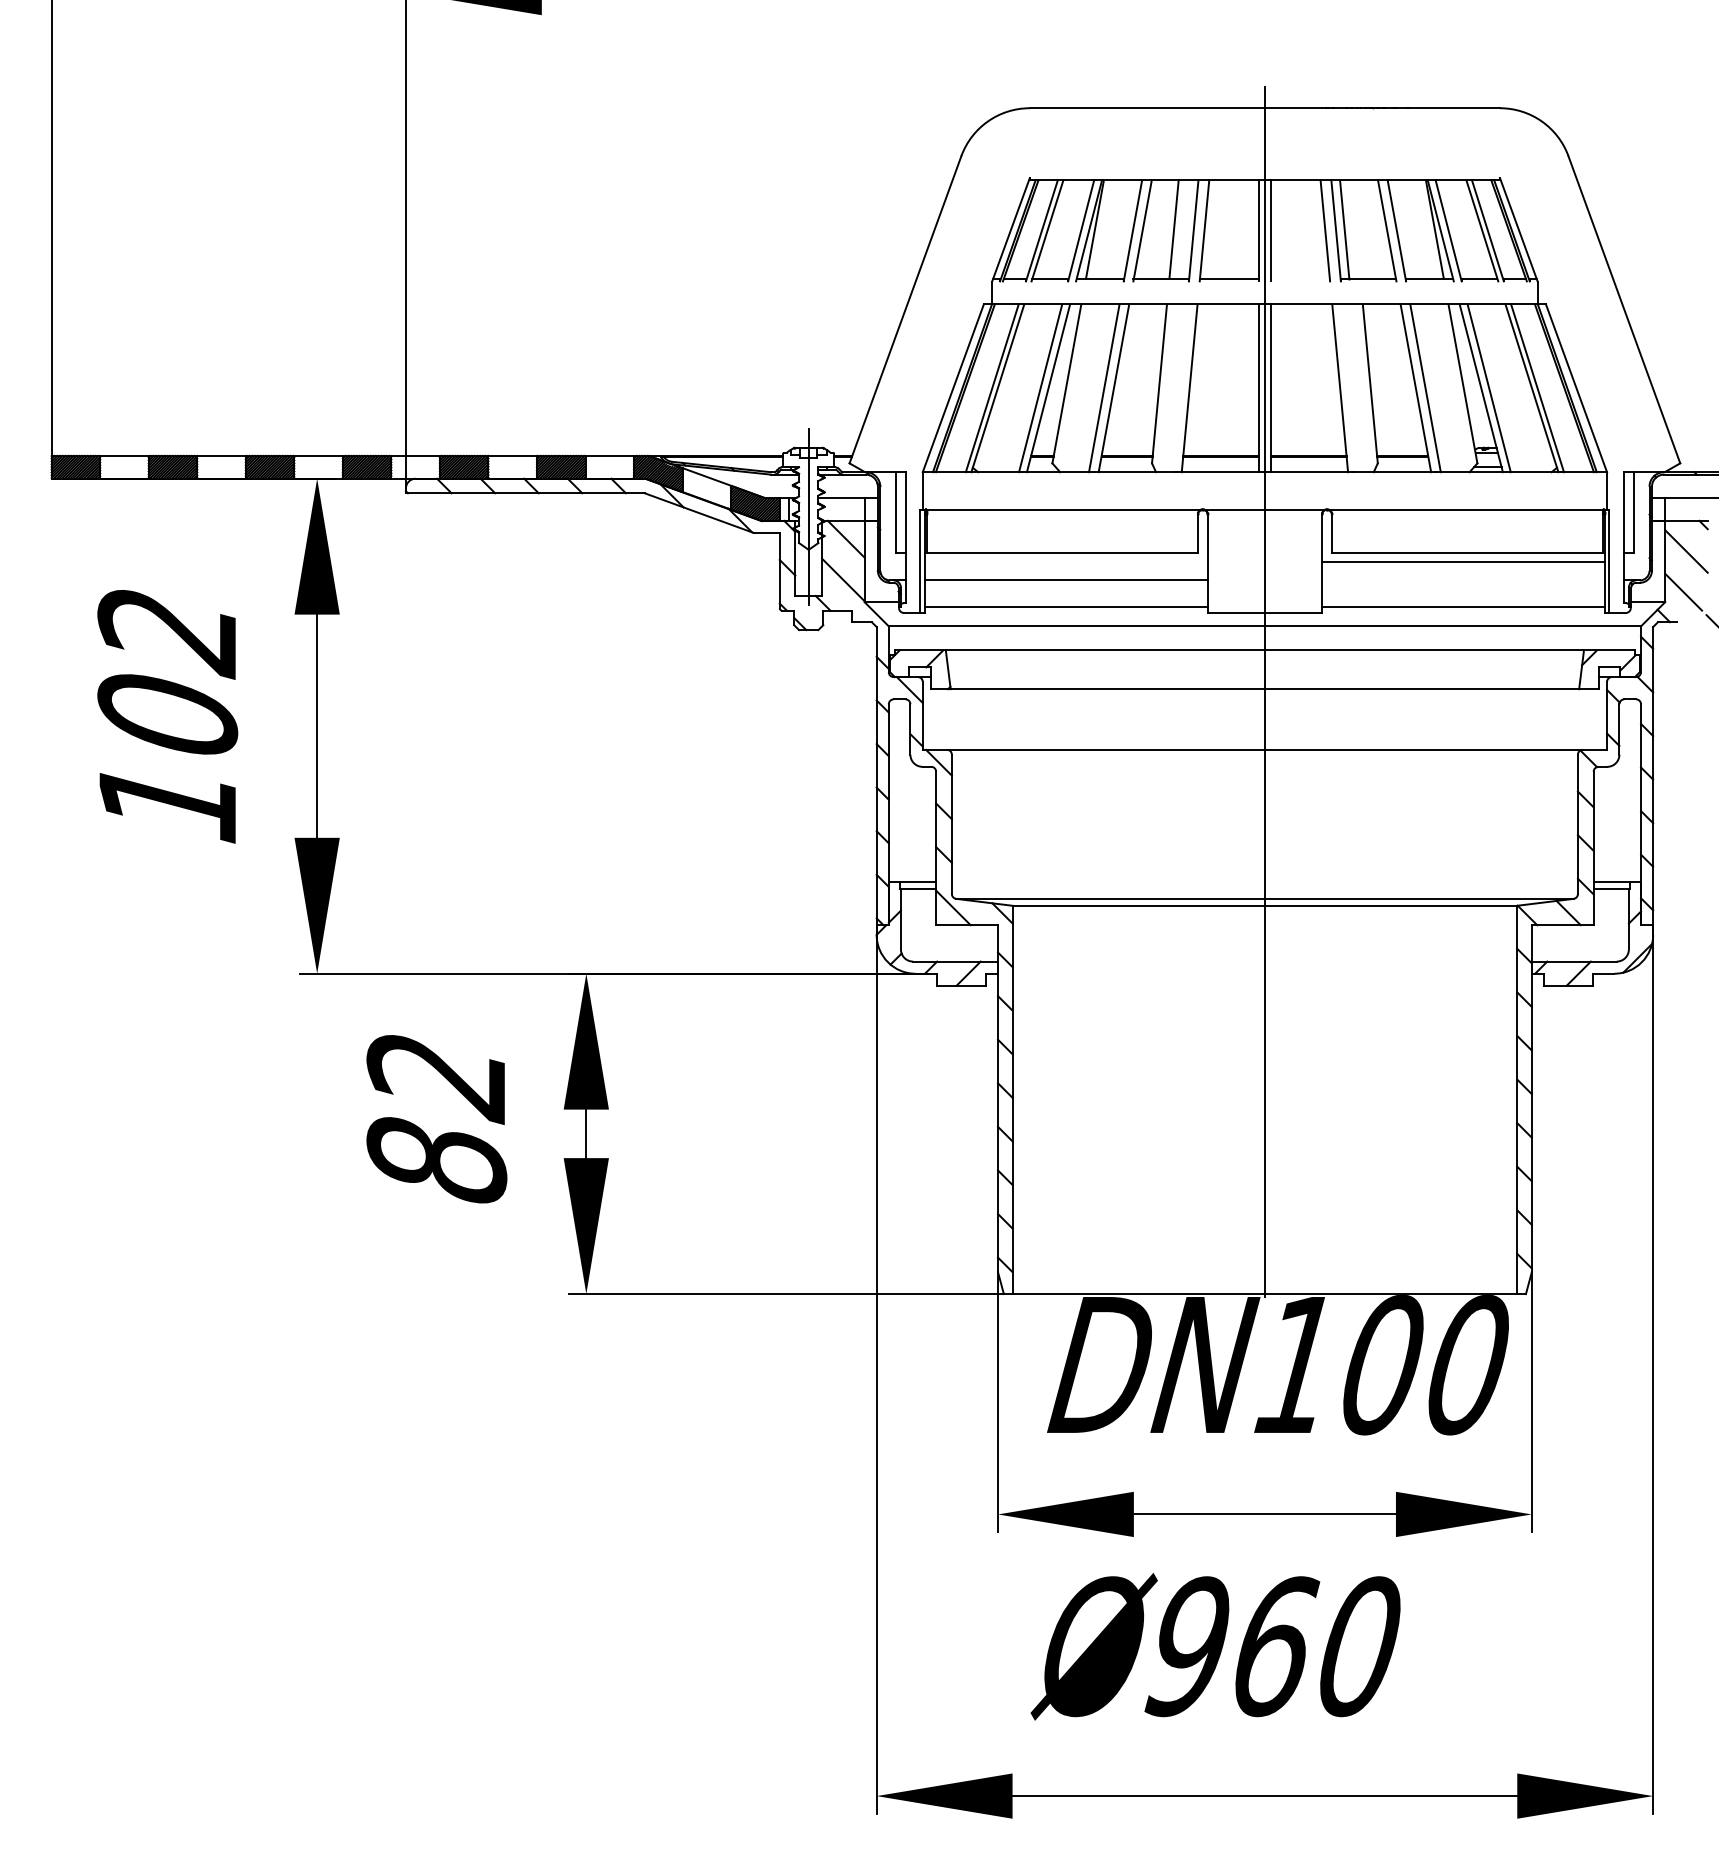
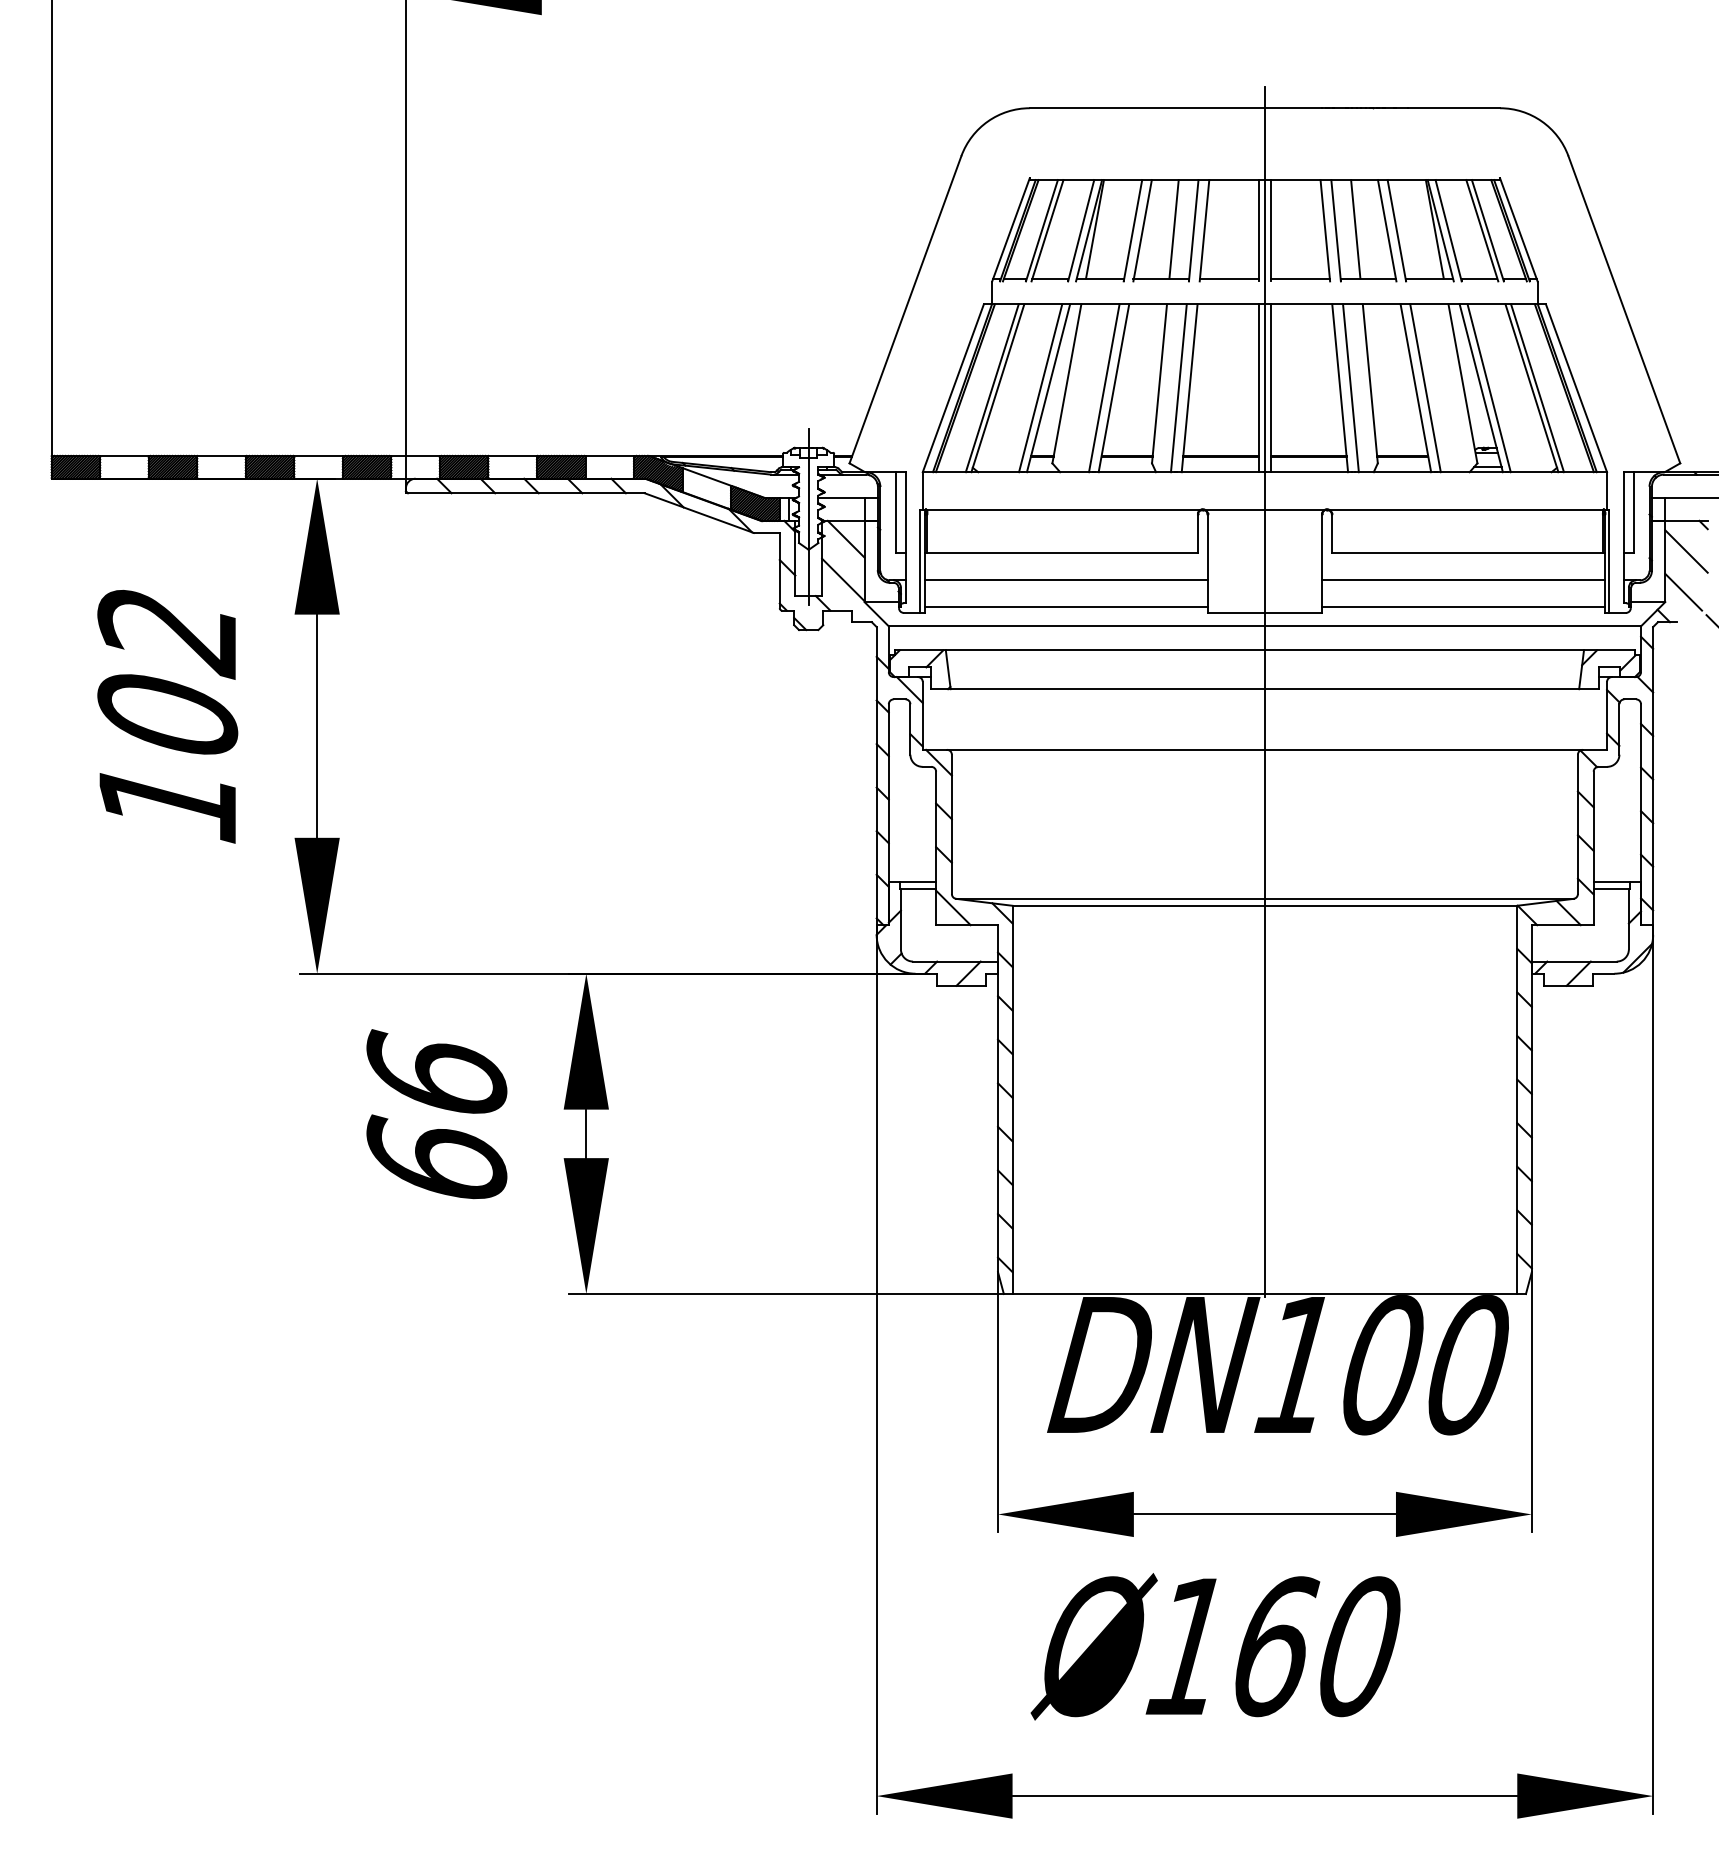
line position: (1344, 230) -> (1355, 229) (1355, 229)
line: none -> present (1300, 278)
line: none -> present (1178, 388)
line: none -> present (1350, 388)
line position: (1463, 562) -> (1463, 580) (1463, 580)
text: 82 -> 66 (436, 1116)
text: 960 -> 160 (1186, 1646)
